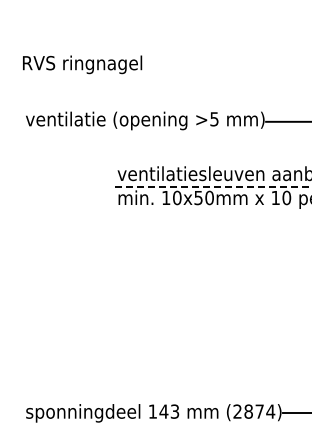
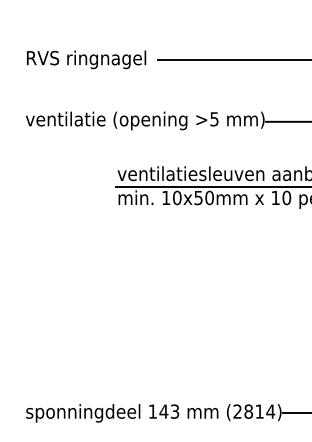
line: none -> present (232, 60)
text position: (82, 64) -> (86, 59) (86, 59)
line: dashed -> solid (212, 187)
text: (2874) -> (2814) (259, 411)
